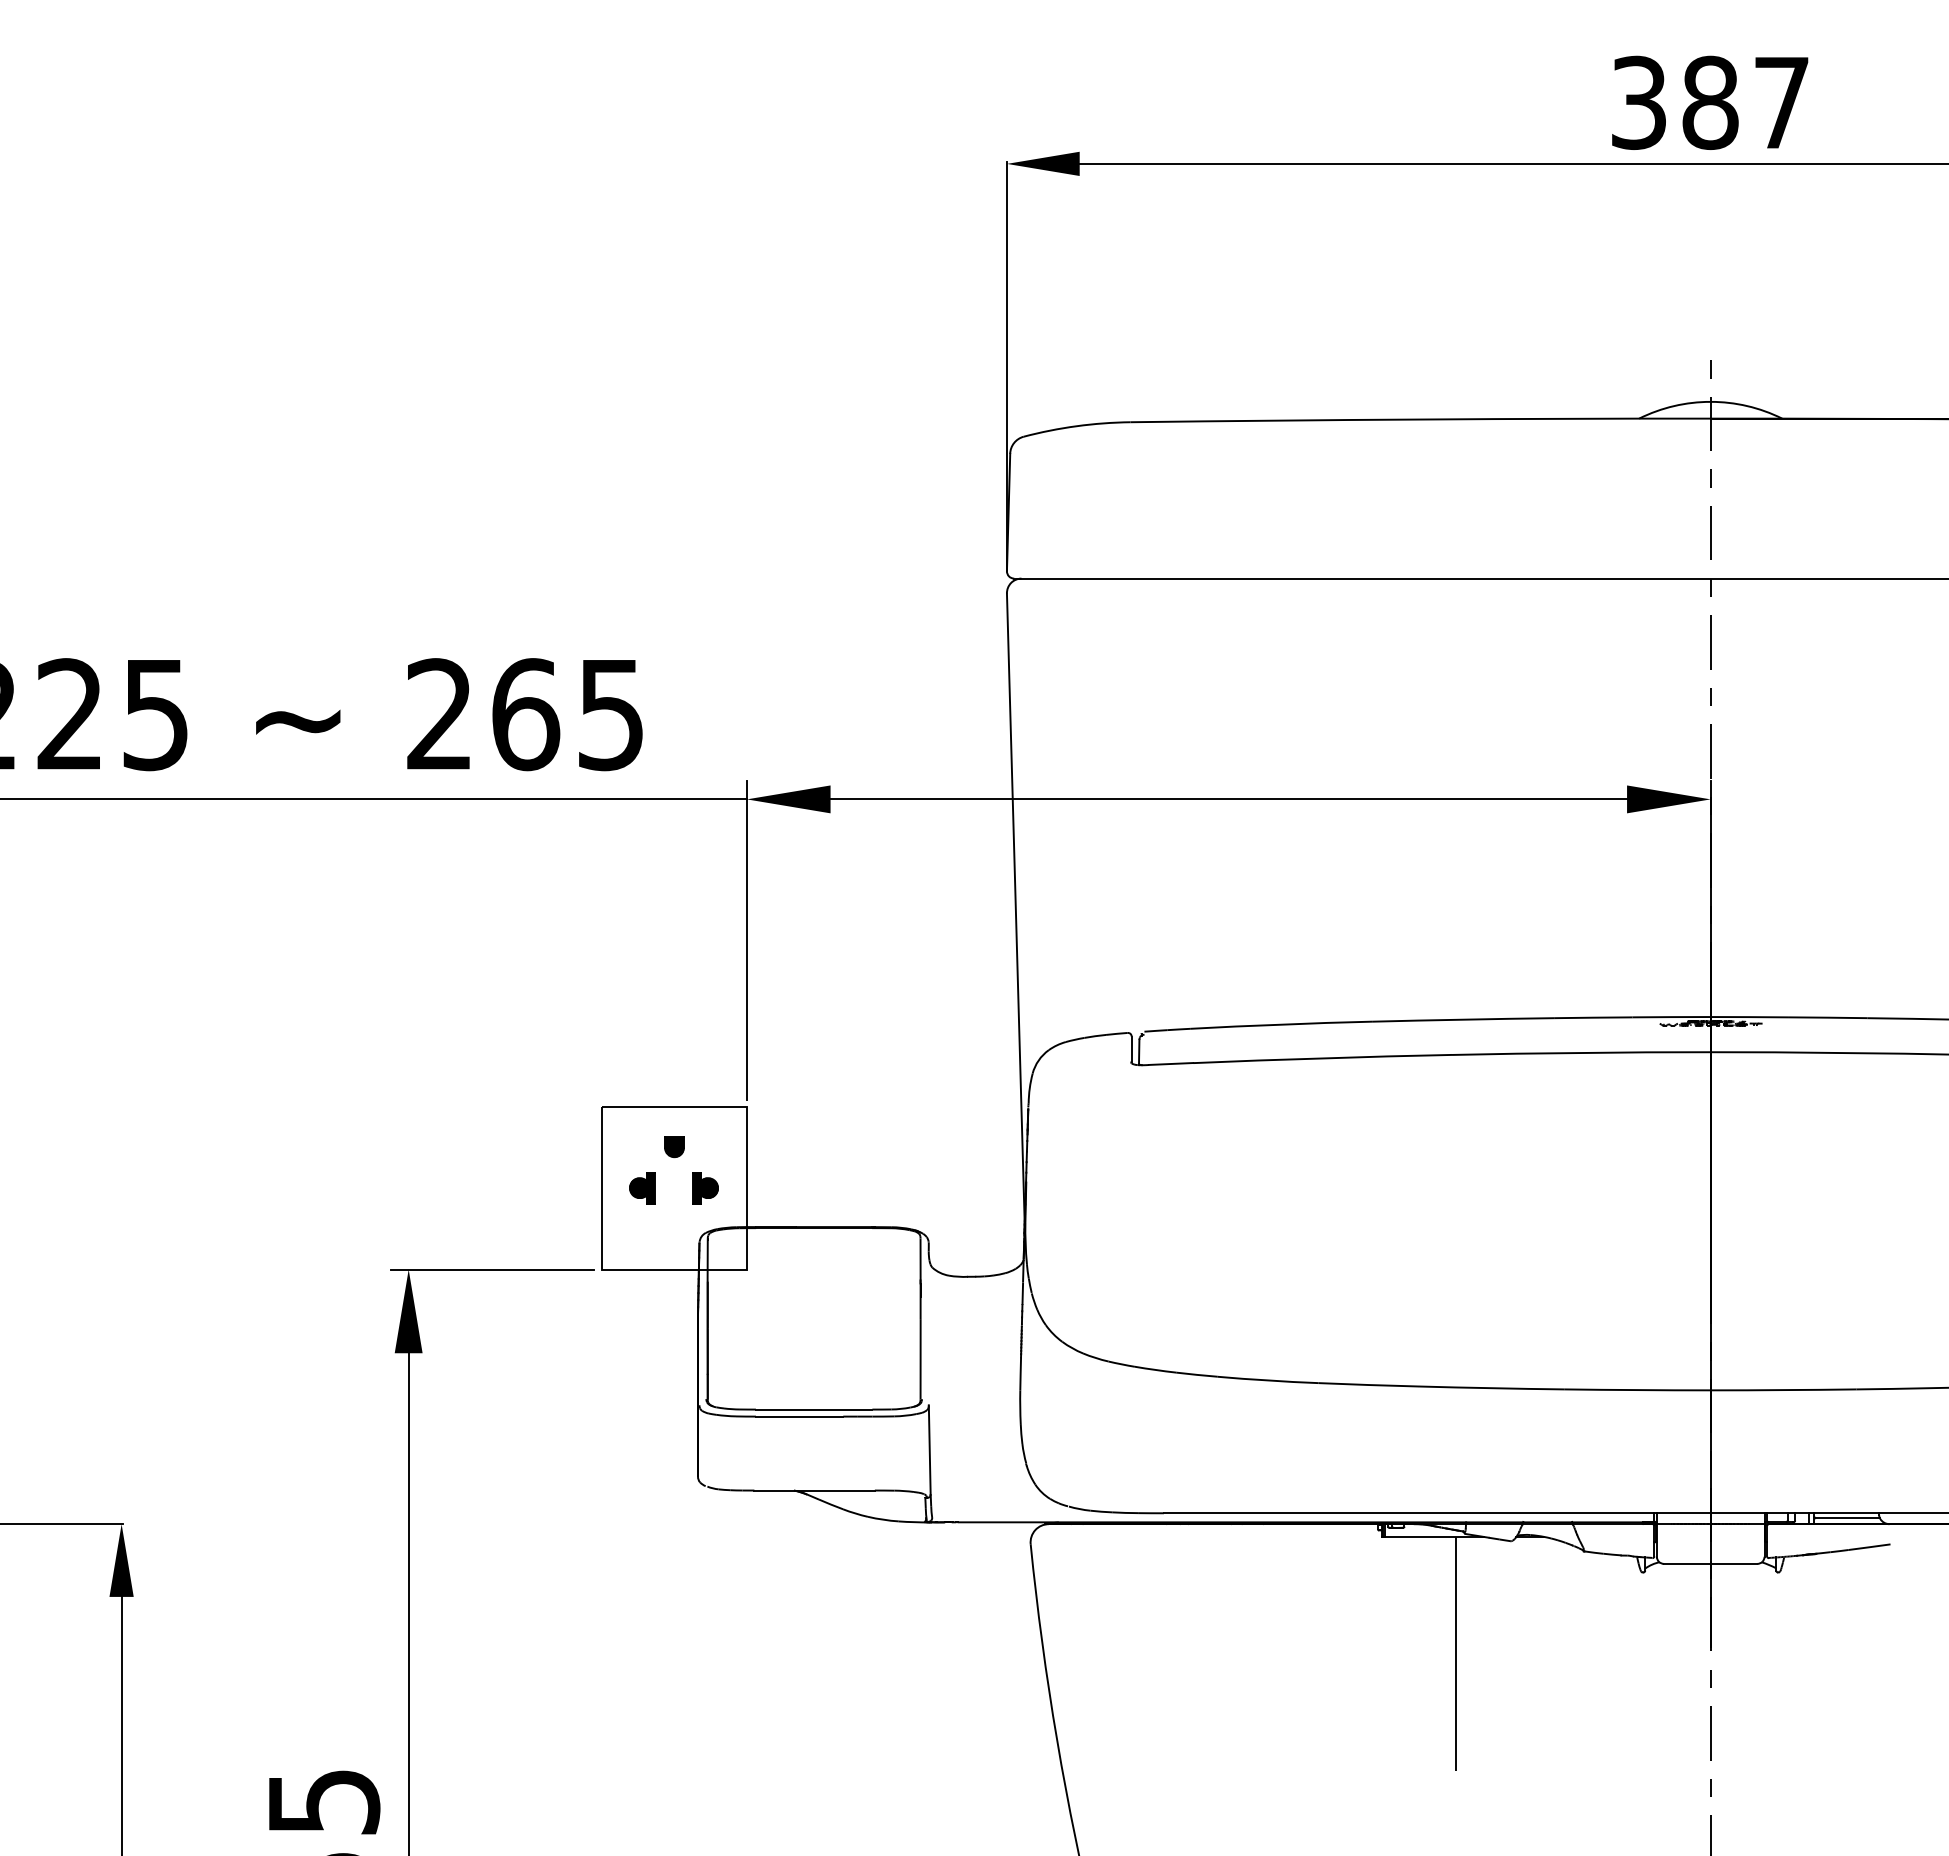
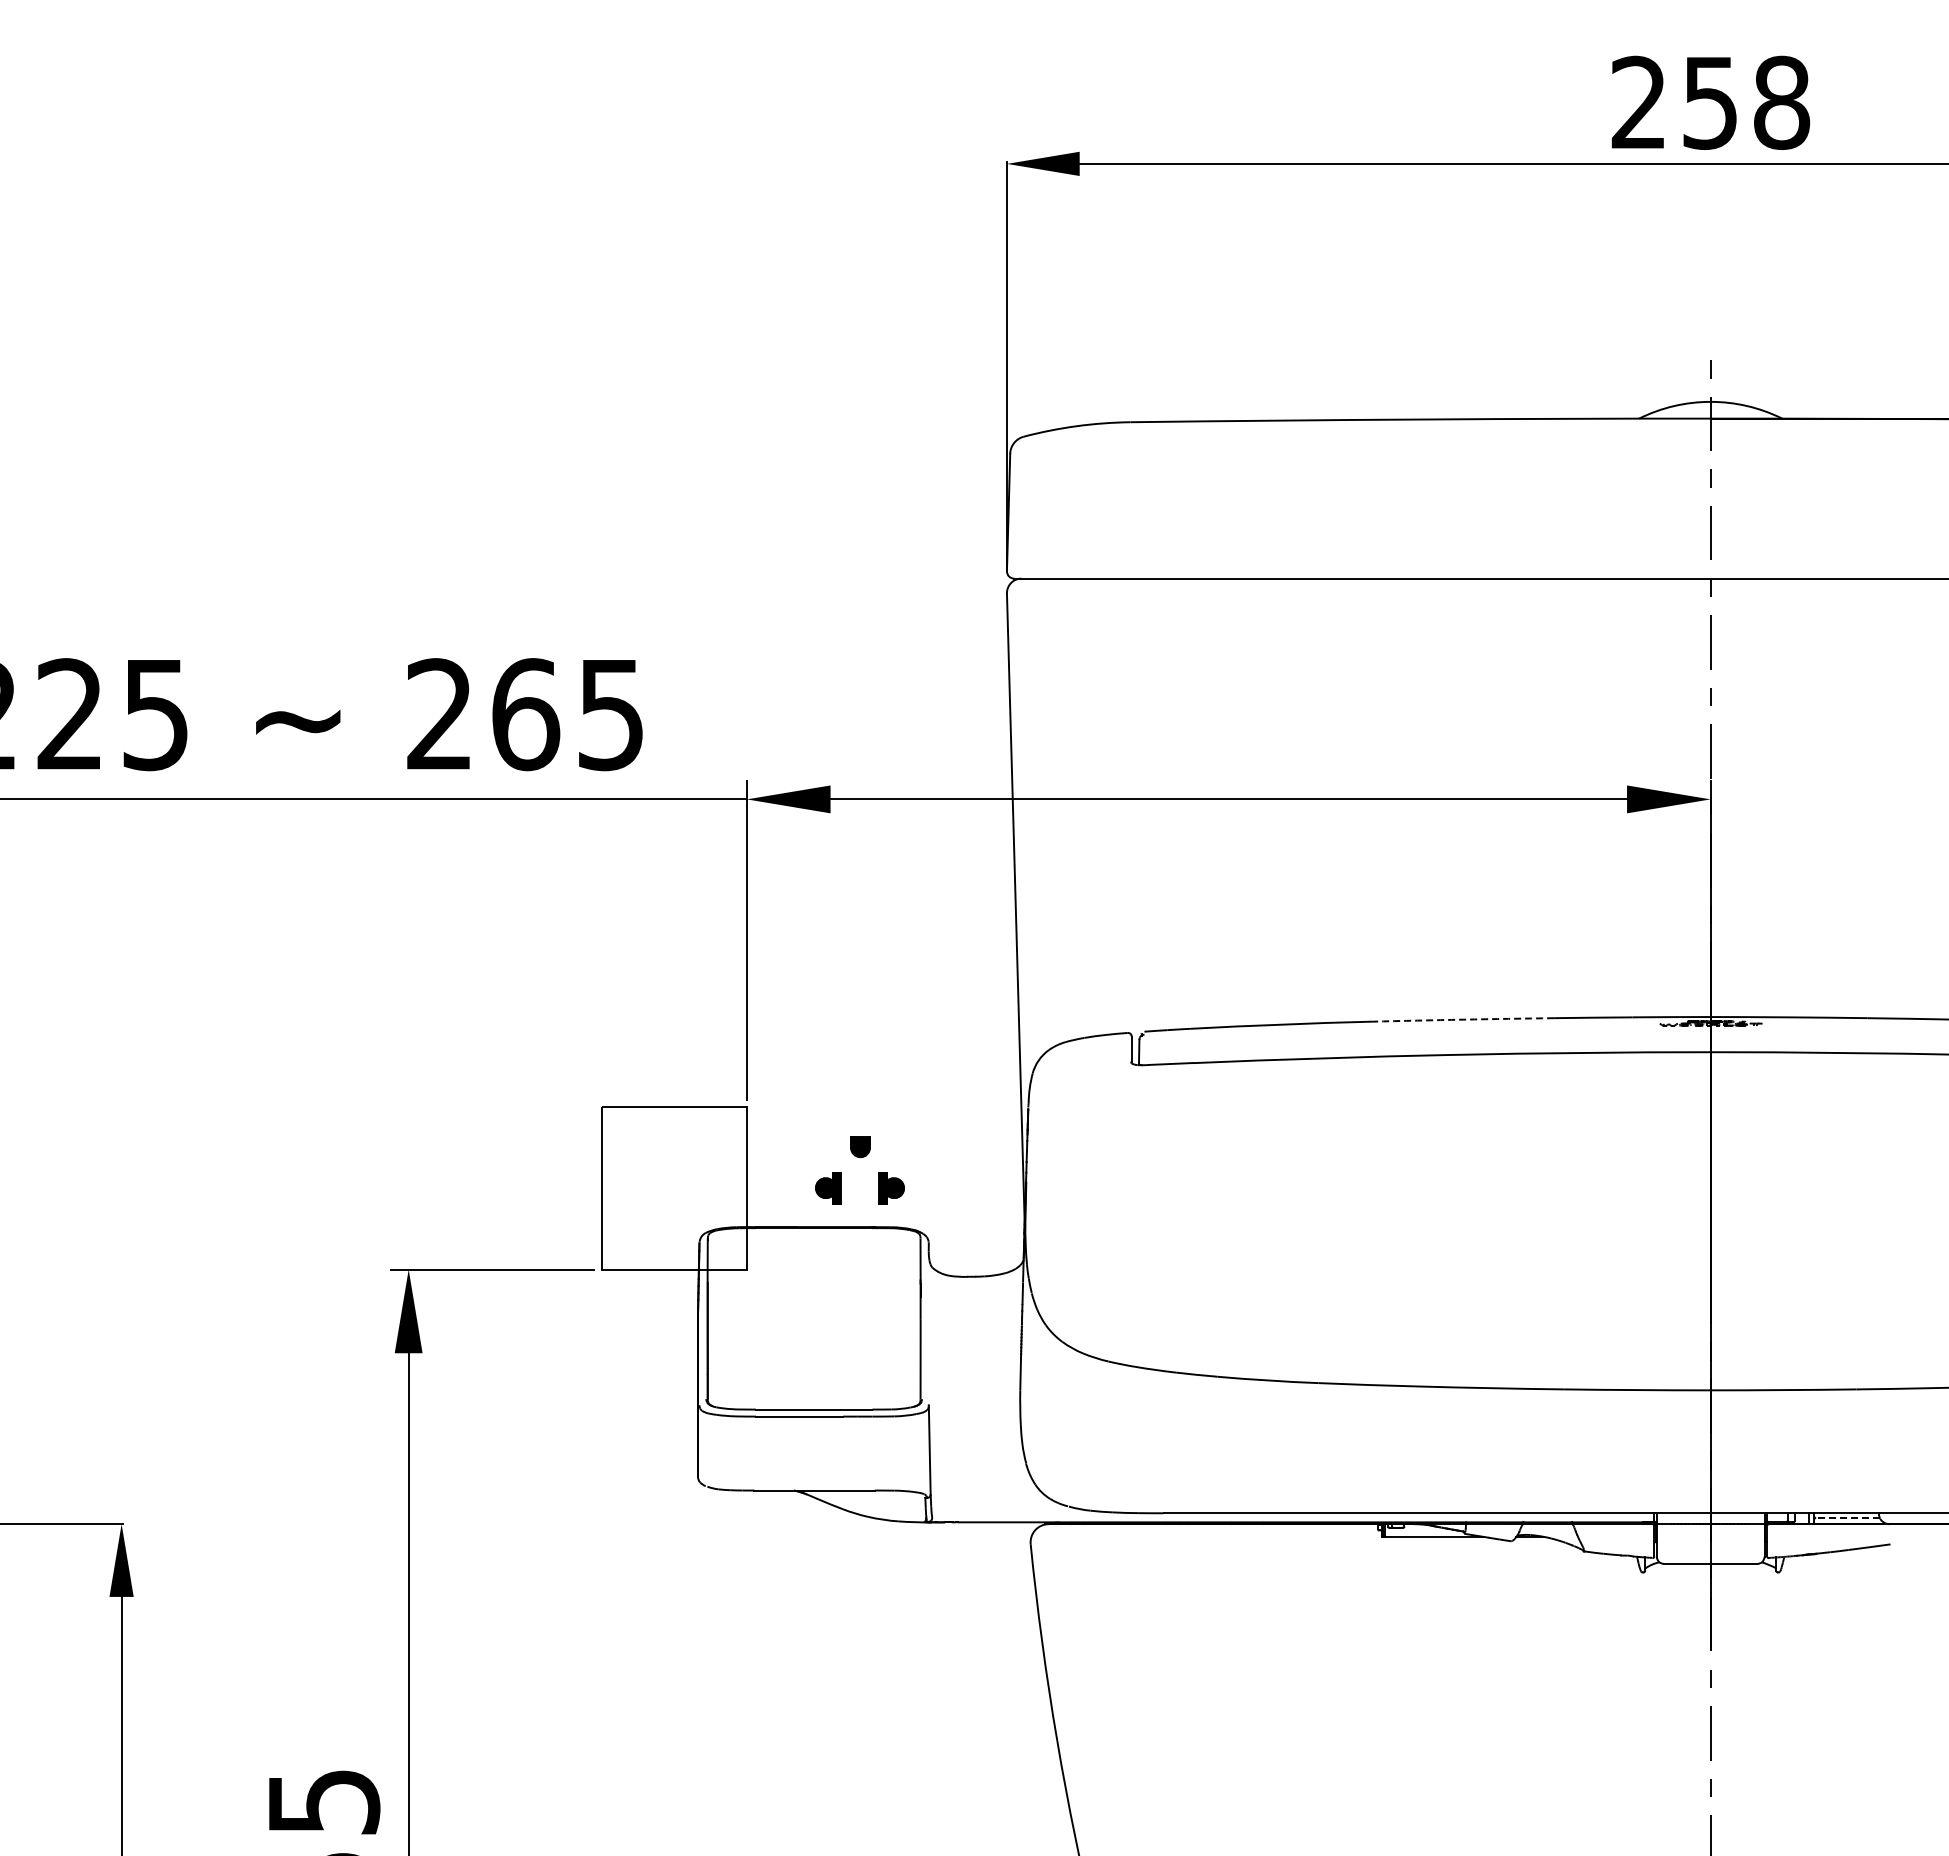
text: 387 -> 258 (1710, 102)
arc: solid -> dashed (1463, 1019)
part position: (674, 1158) -> (860, 1158) (860, 1158)
line: solid -> dashed (1848, 1518)
line: present -> none (1456, 1653)
